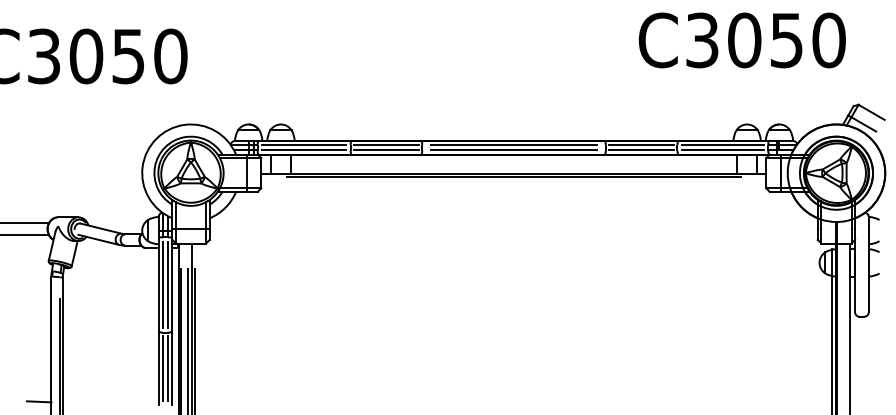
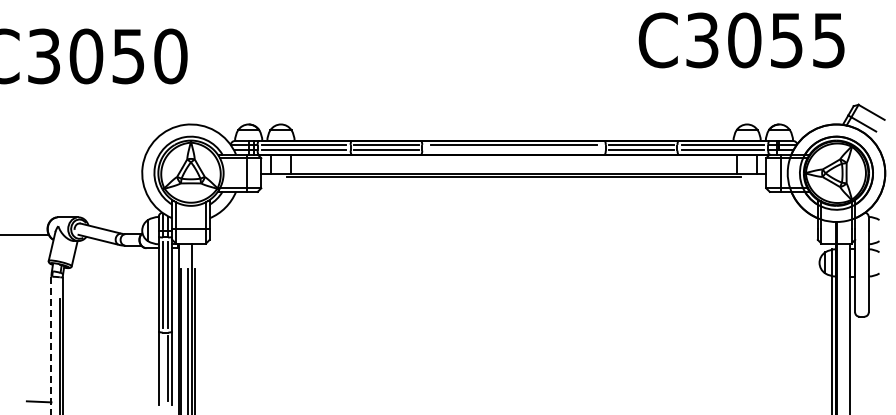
text: C3050 -> C3055 (828, 40)
line: present -> none (513, 150)
line: present -> none (25, 223)
line: solid -> dashed (51, 345)
line: present -> none (163, 368)
